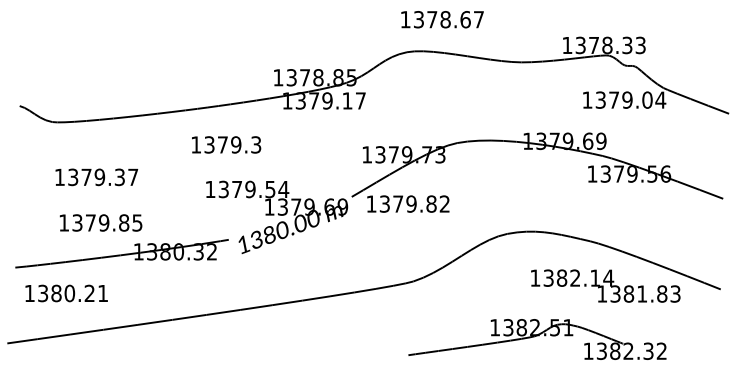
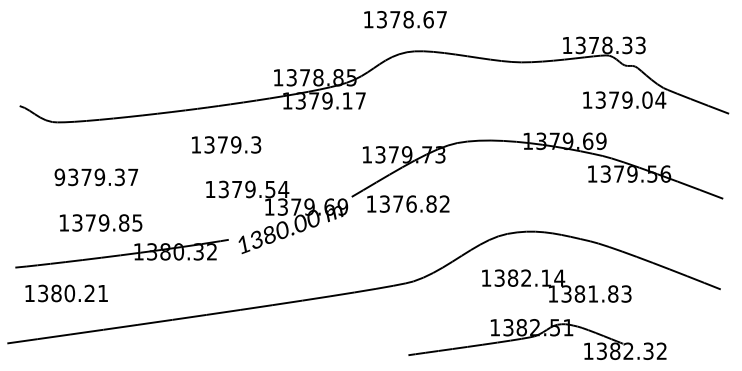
text position: (442, 19) -> (405, 19) (405, 19)
text: 1379.37 -> 9379.37 (59, 177)
text: 1379.82 -> 1376.82 (411, 203)
text position: (605, 285) -> (556, 285) (556, 285)
